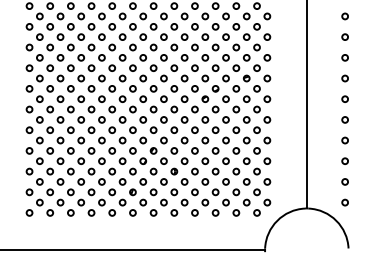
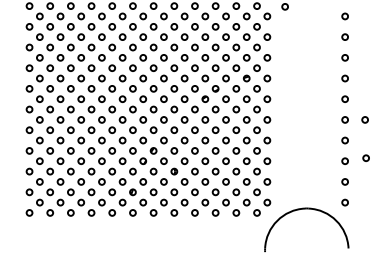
circle: none -> present (284, 6)
line: present -> none (306, 105)
circle: none -> present (364, 119)
circle: none -> present (365, 157)
line: present -> none (133, 250)
